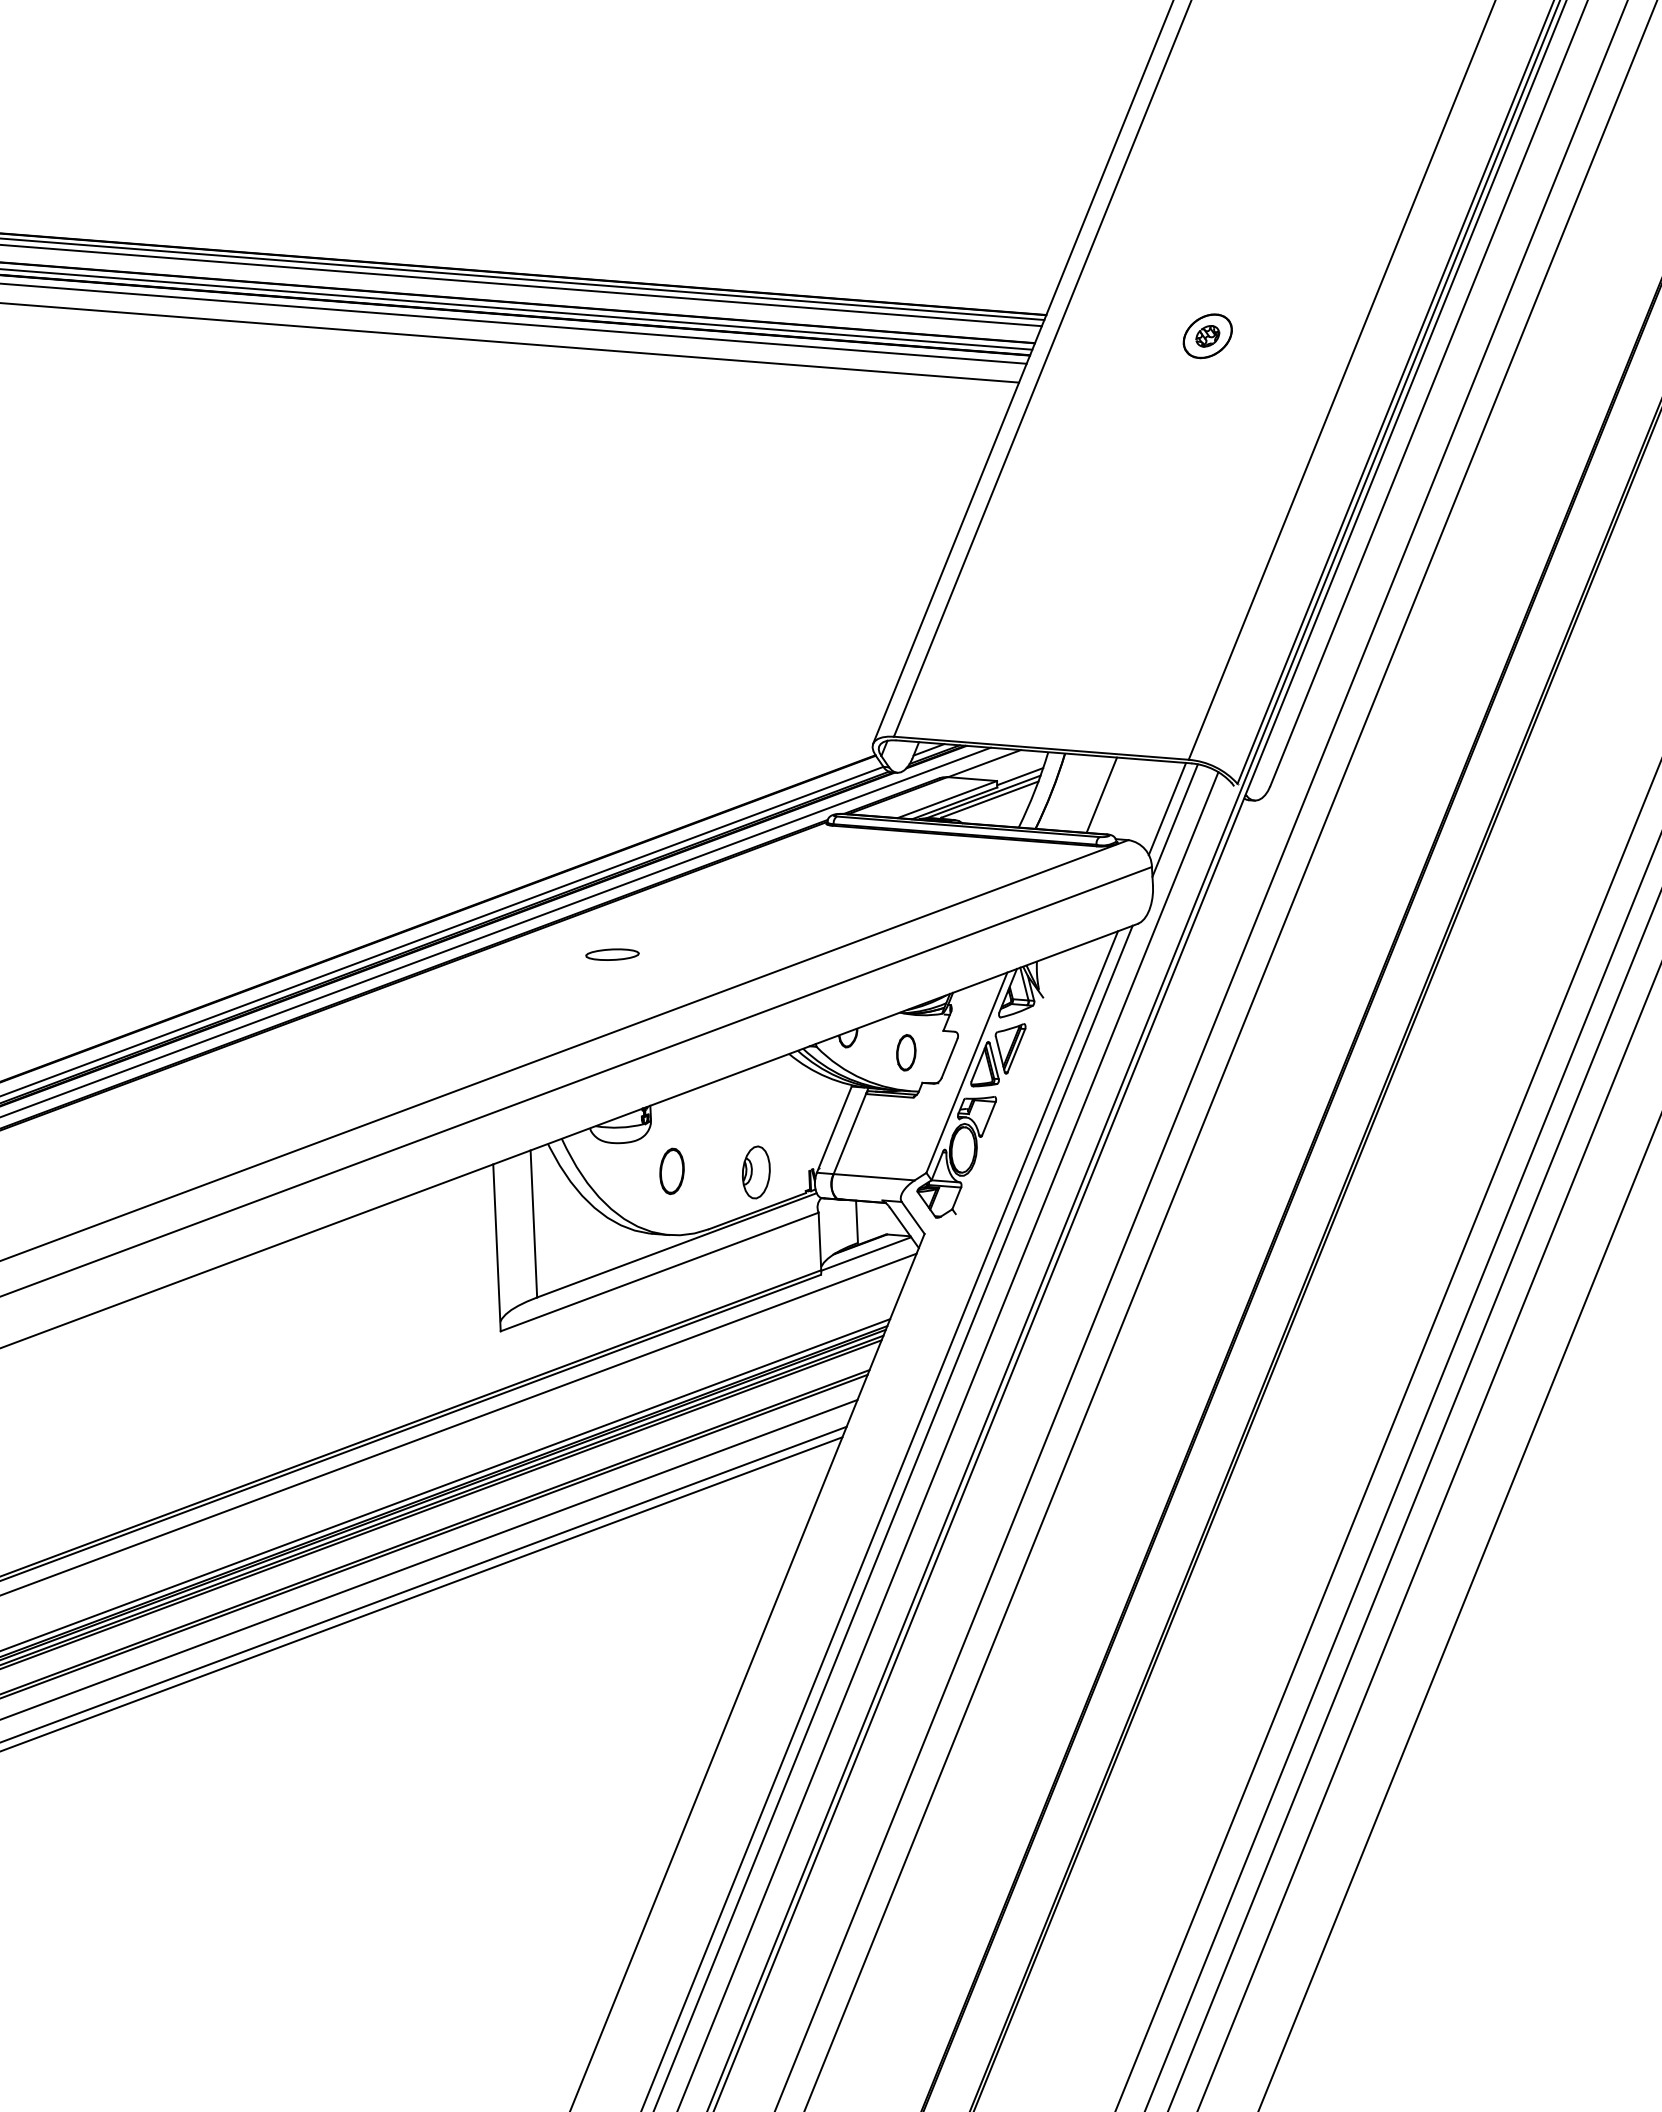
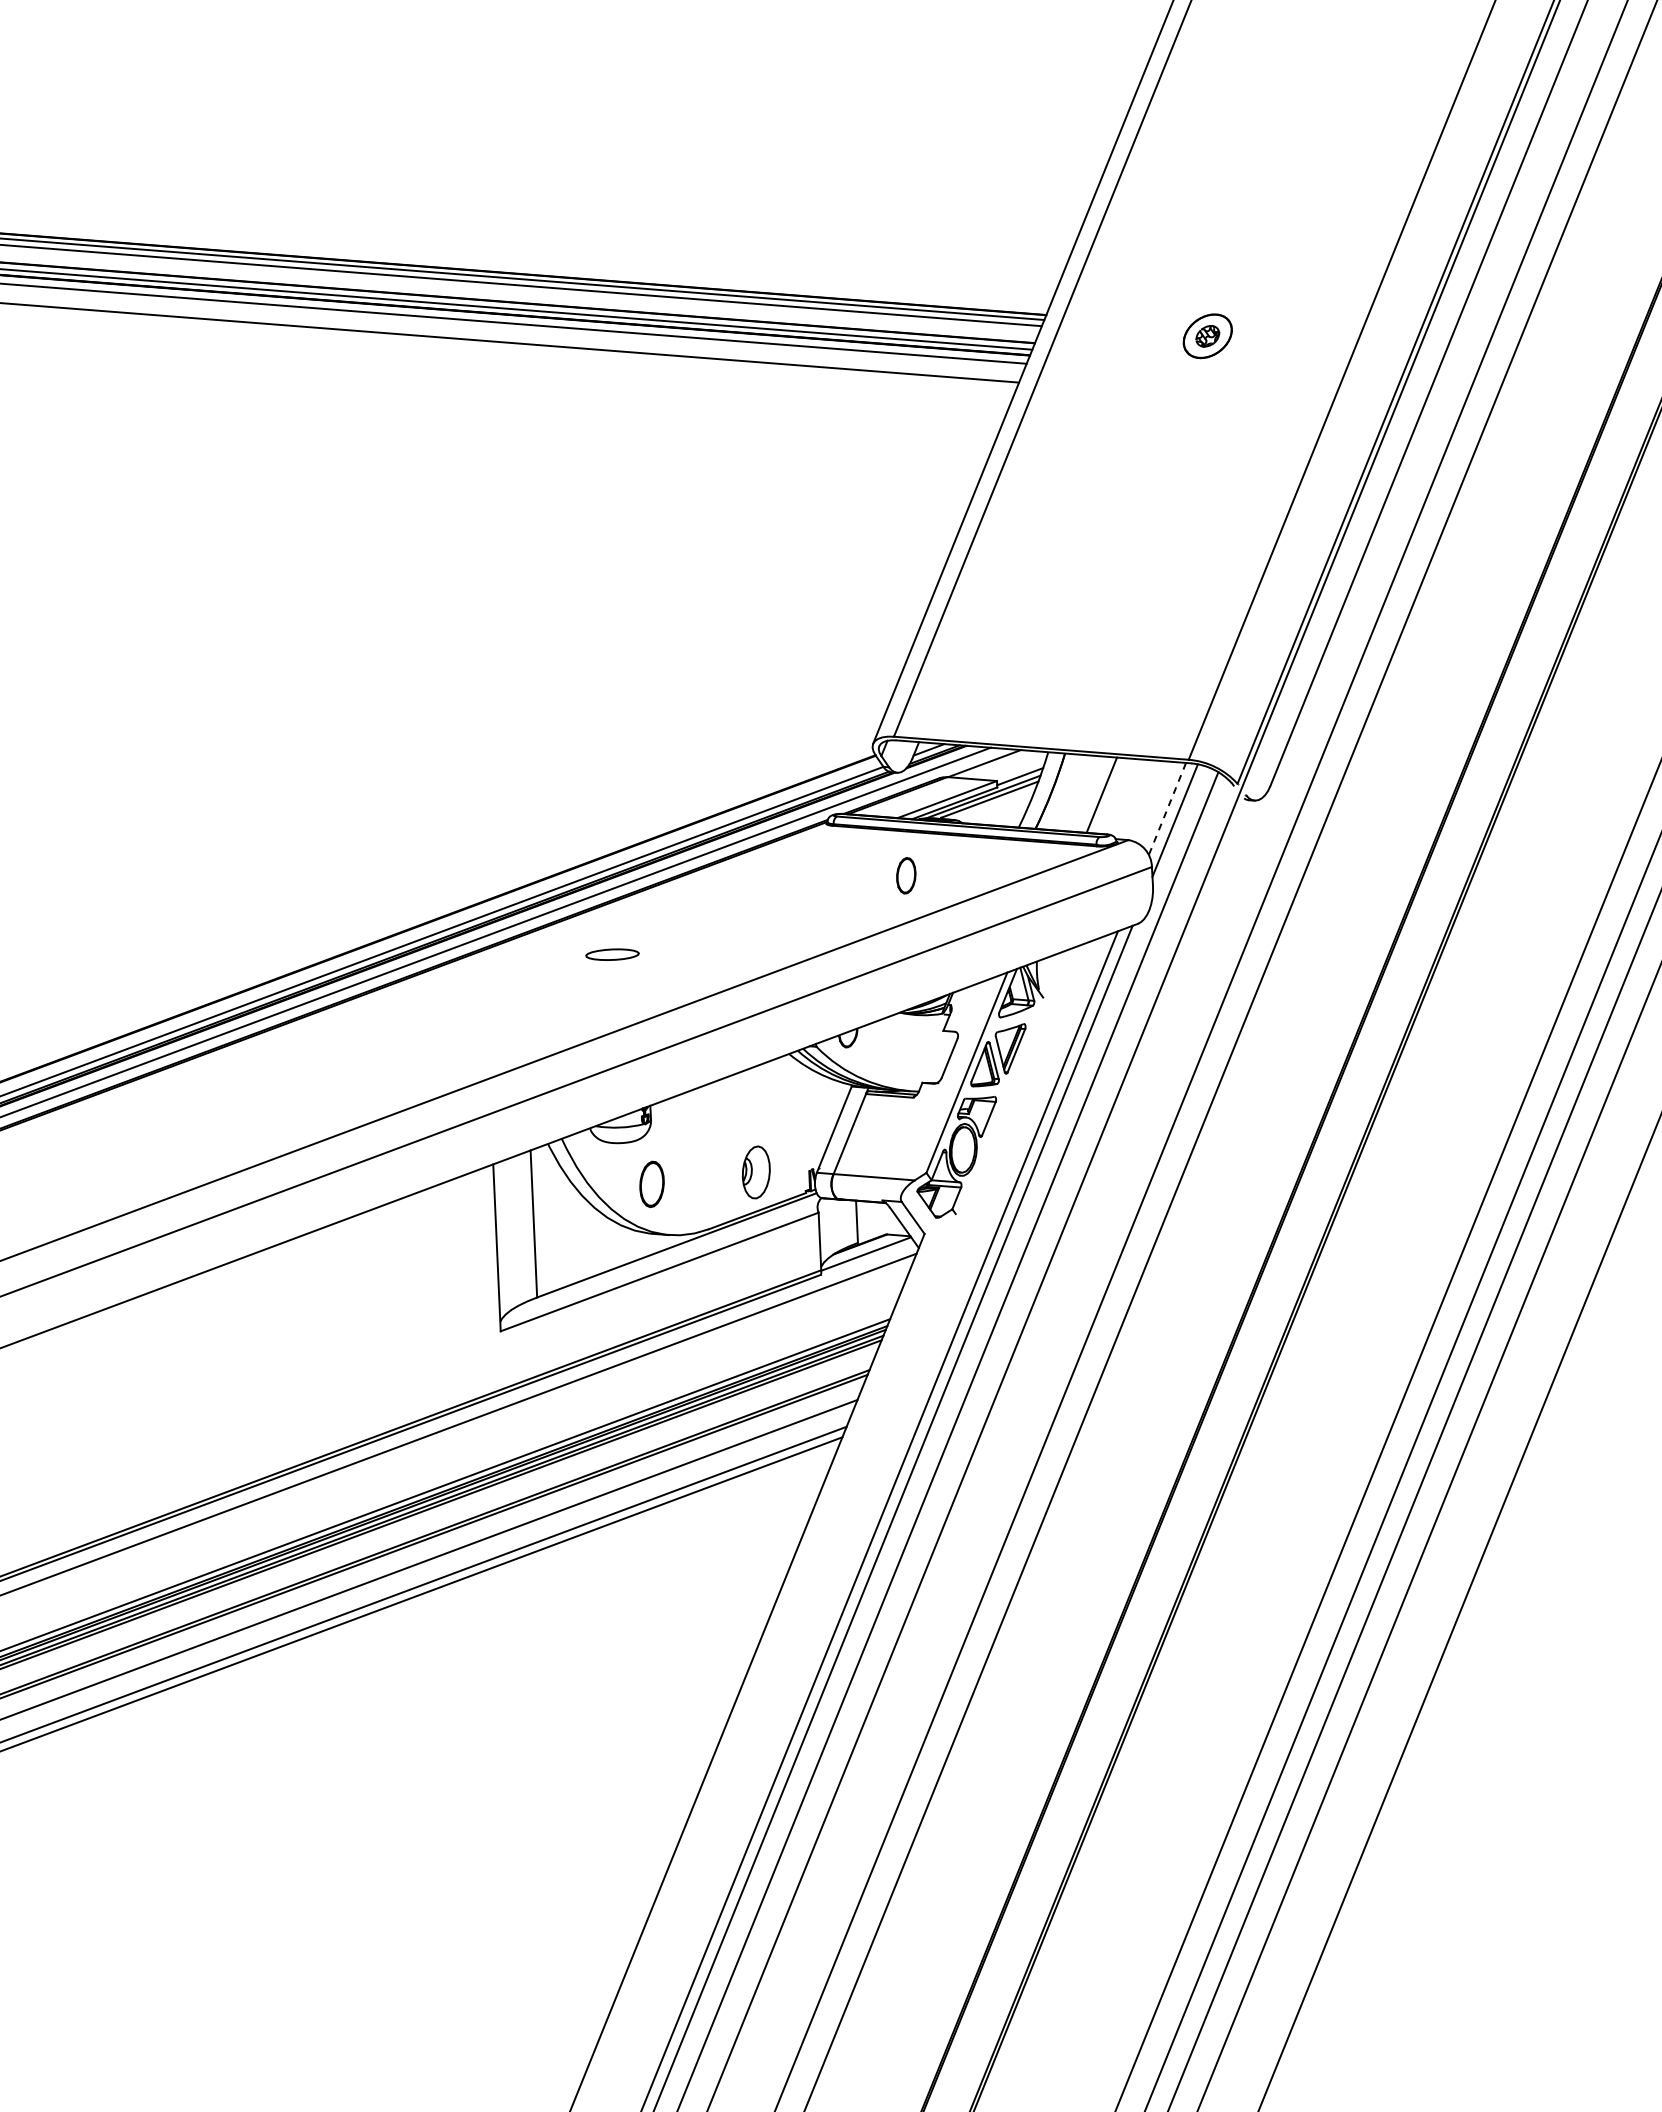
line: solid -> dashed (1167, 809)
part position: (906, 1052) -> (906, 875) (906, 875)
line: present -> none (1140, 1055)
part position: (671, 1171) -> (651, 1184) (651, 1184)
